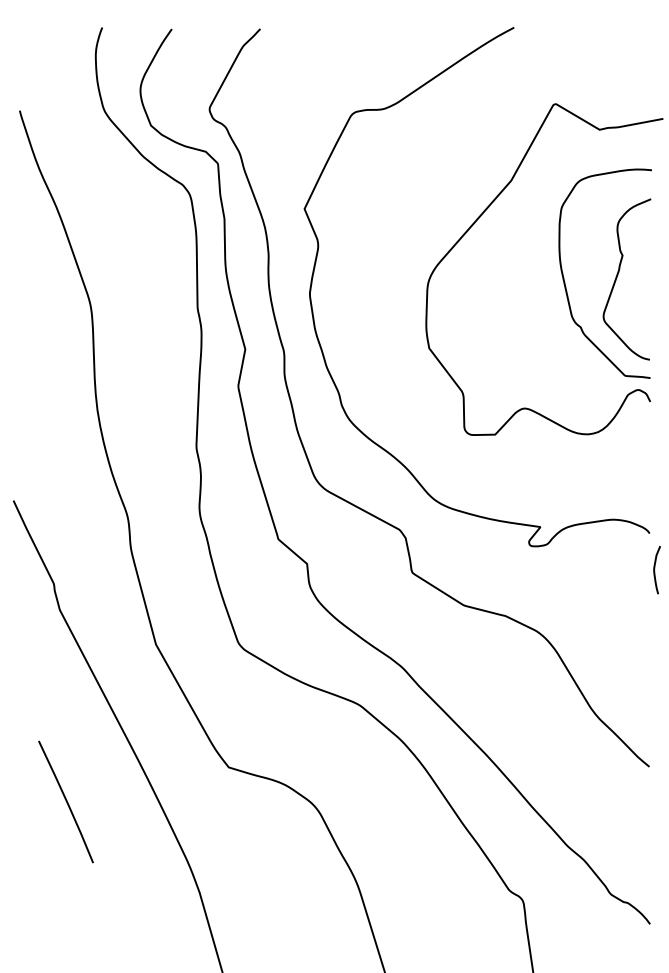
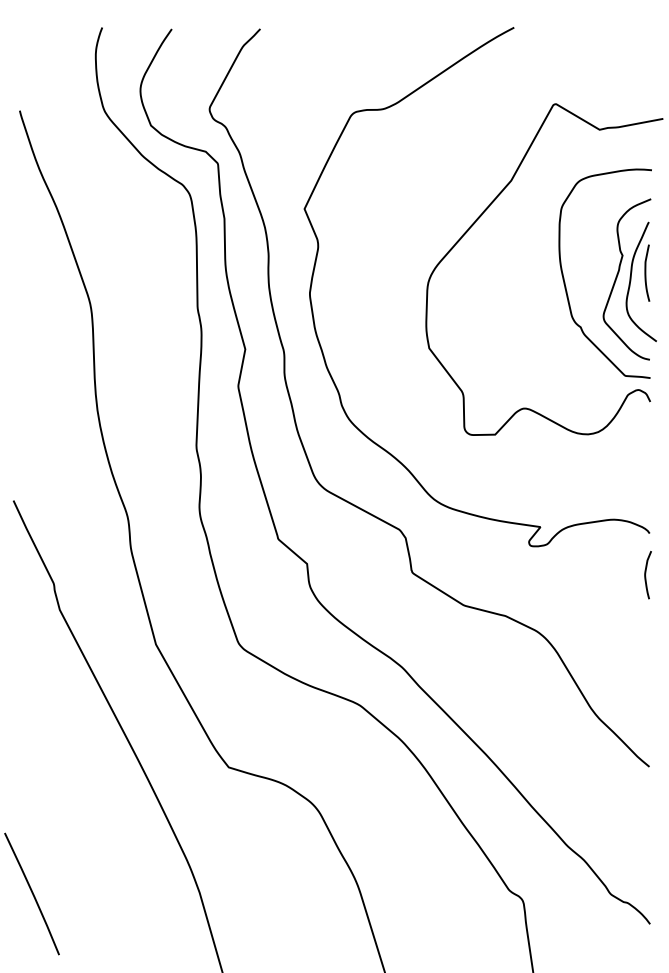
part: none -> present (640, 281)
curve position: (655, 571) -> (646, 576) (646, 576)
line position: (65, 801) -> (31, 893) (31, 893)
